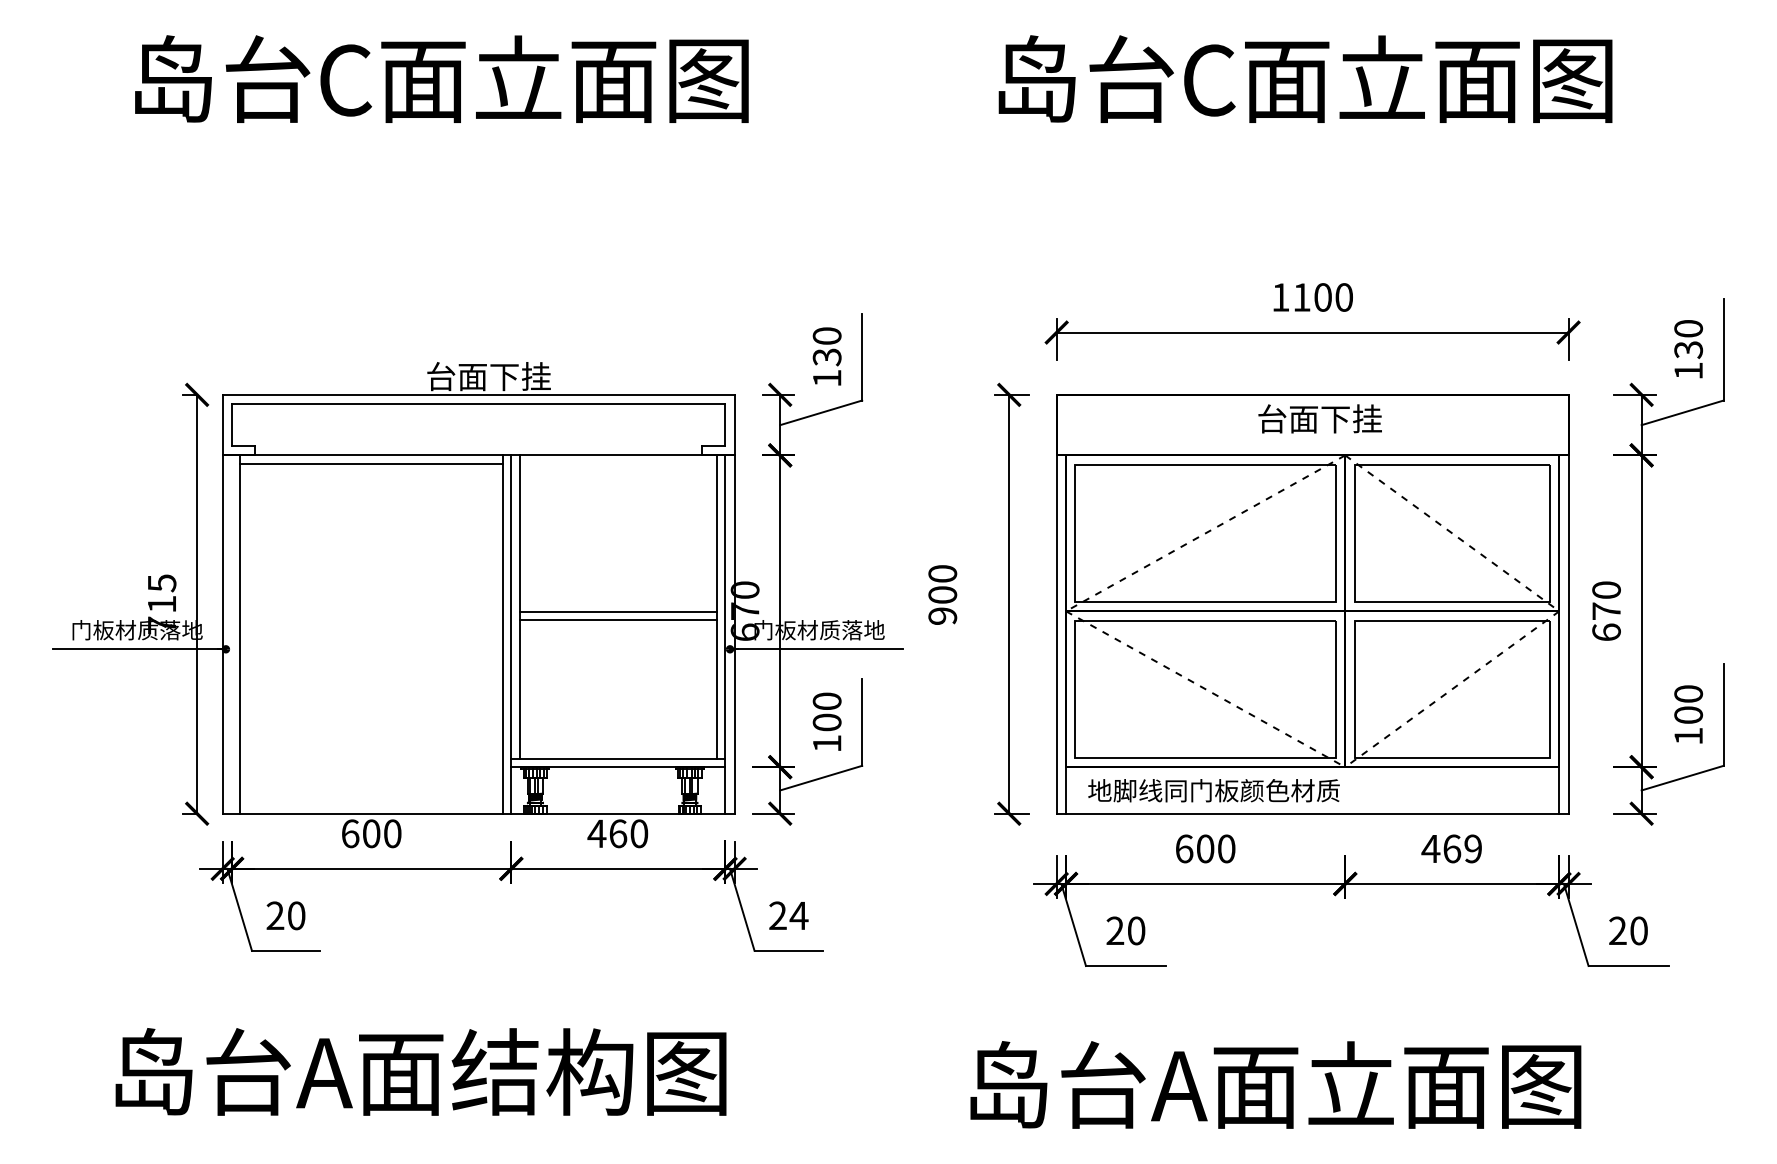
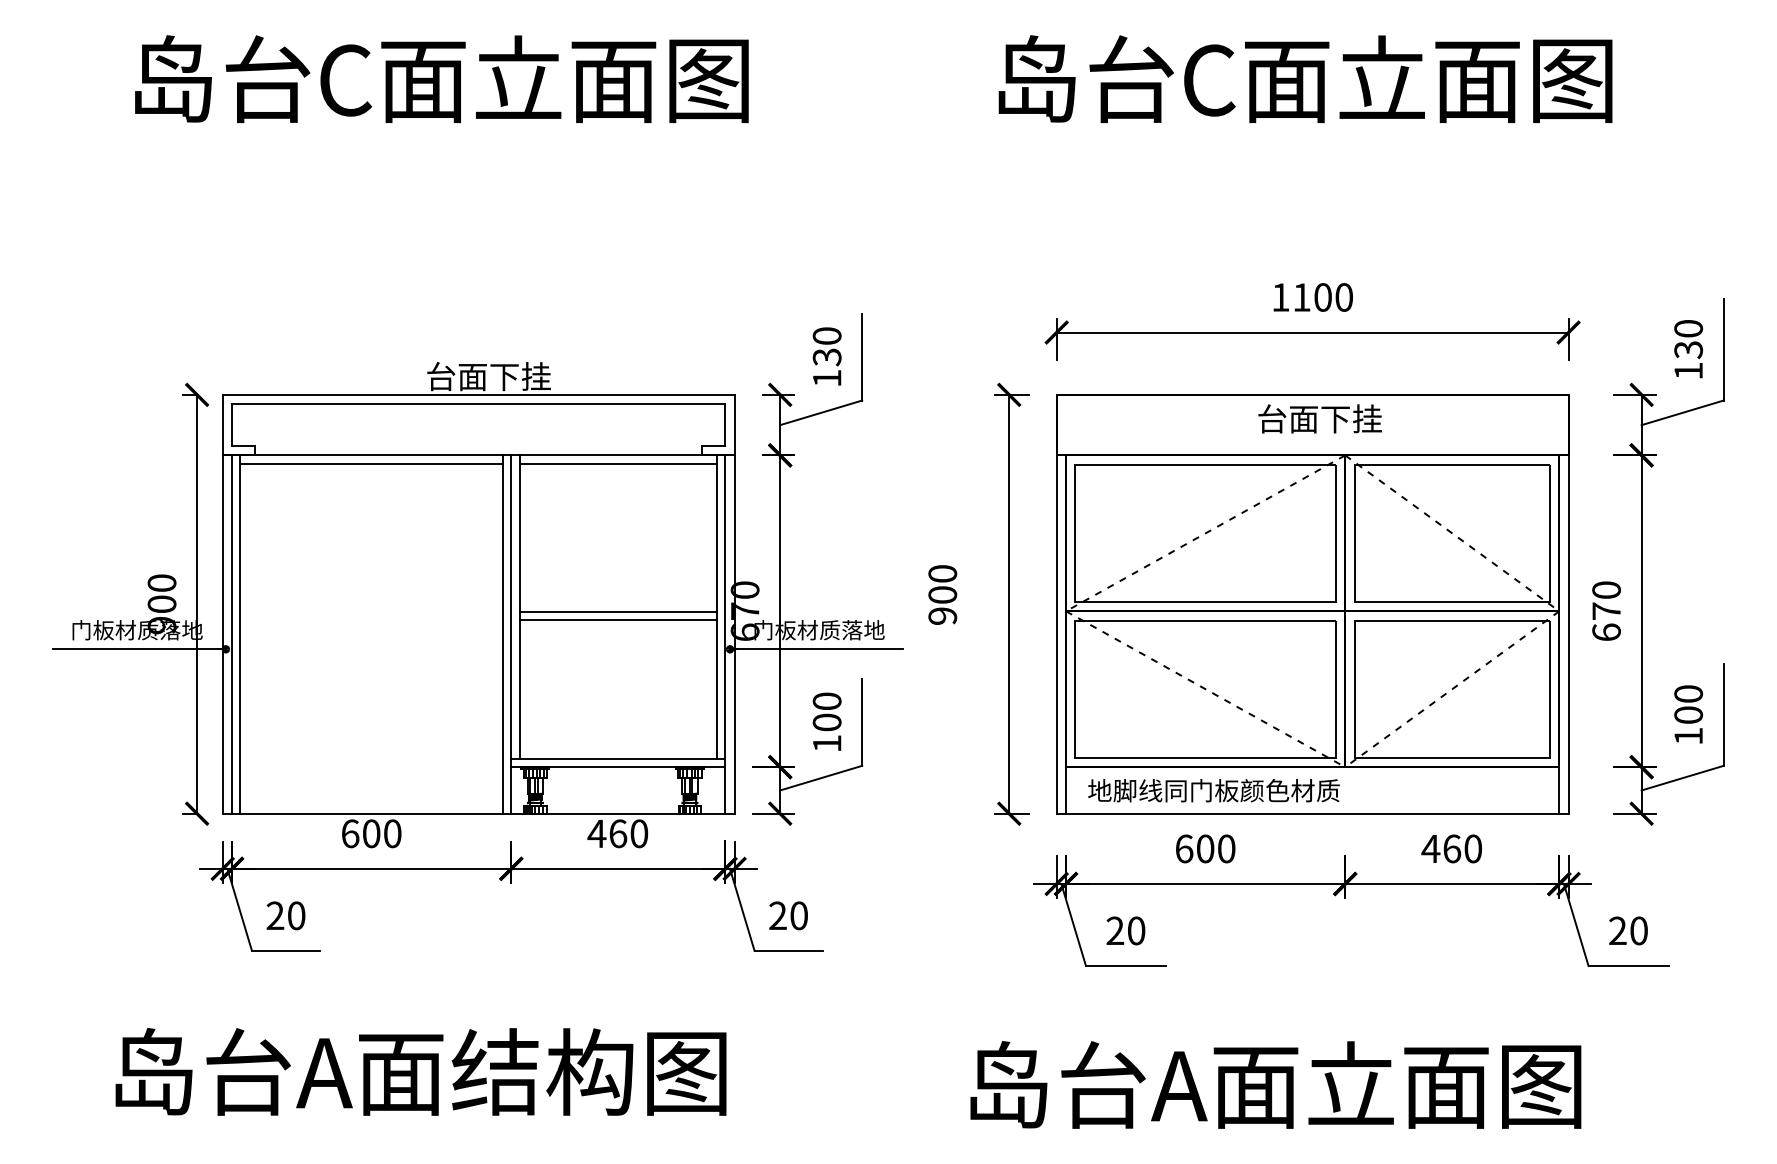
line: none -> present (617, 463)
text: 715 -> 900 (161, 604)
line: none -> present (232, 634)
text: 469 -> 460 (1472, 848)
text: 24 -> 20 (798, 915)
